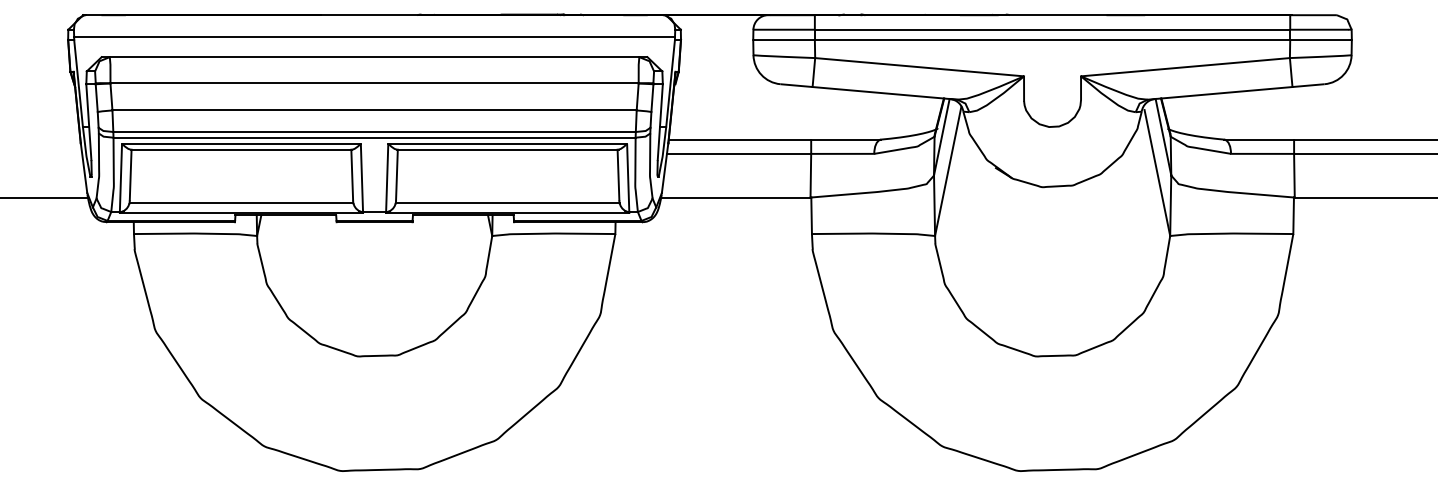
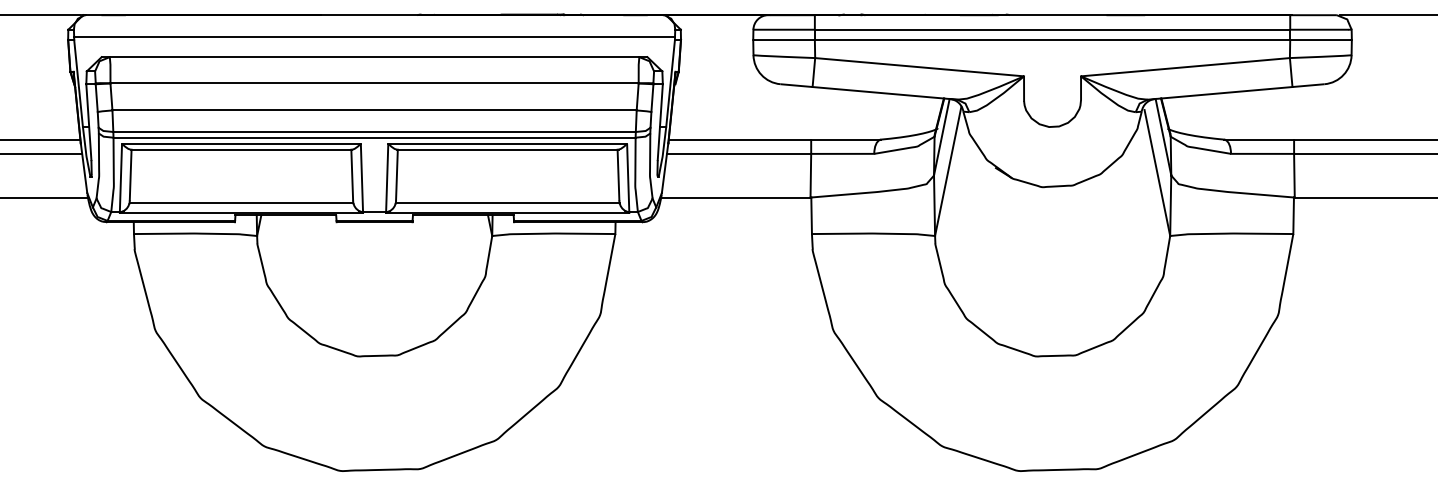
line: none -> present (41, 15)
line: none -> present (1386, 15)
line: none -> present (41, 139)
line: none -> present (41, 153)
